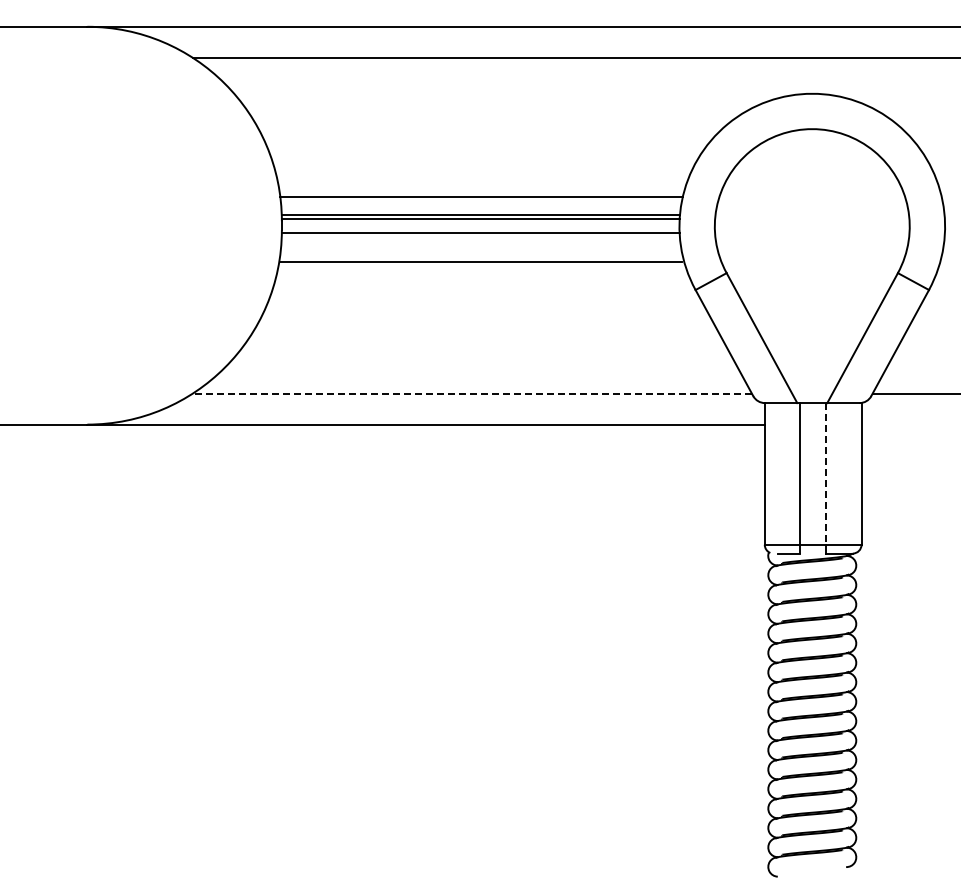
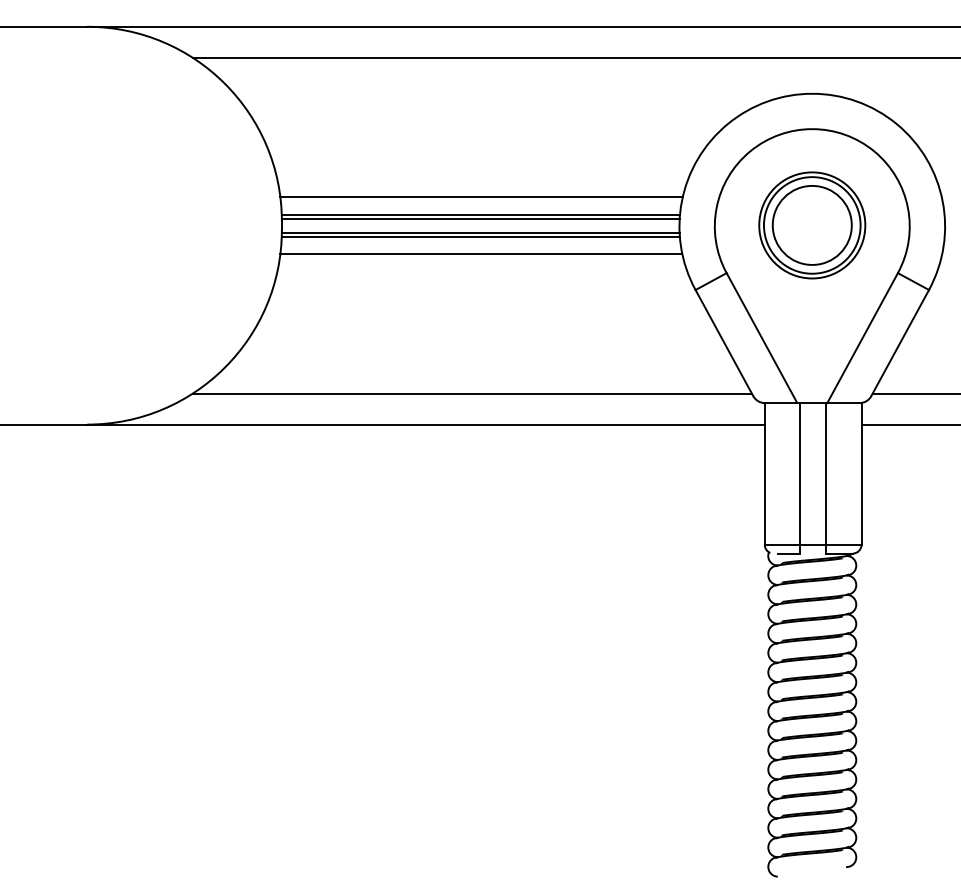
part: none -> present (812, 225)
line: none -> present (480, 236)
line position: (481, 262) -> (481, 254) (481, 254)
line: dashed -> solid (472, 393)
line: none -> present (909, 424)
line: dashed -> solid (826, 473)
